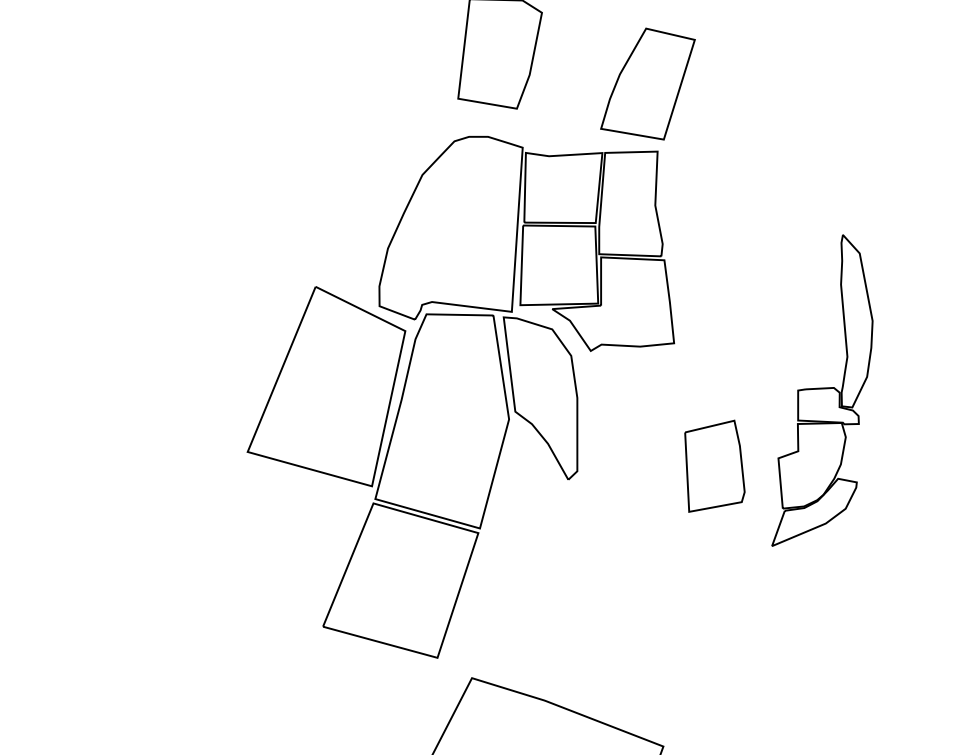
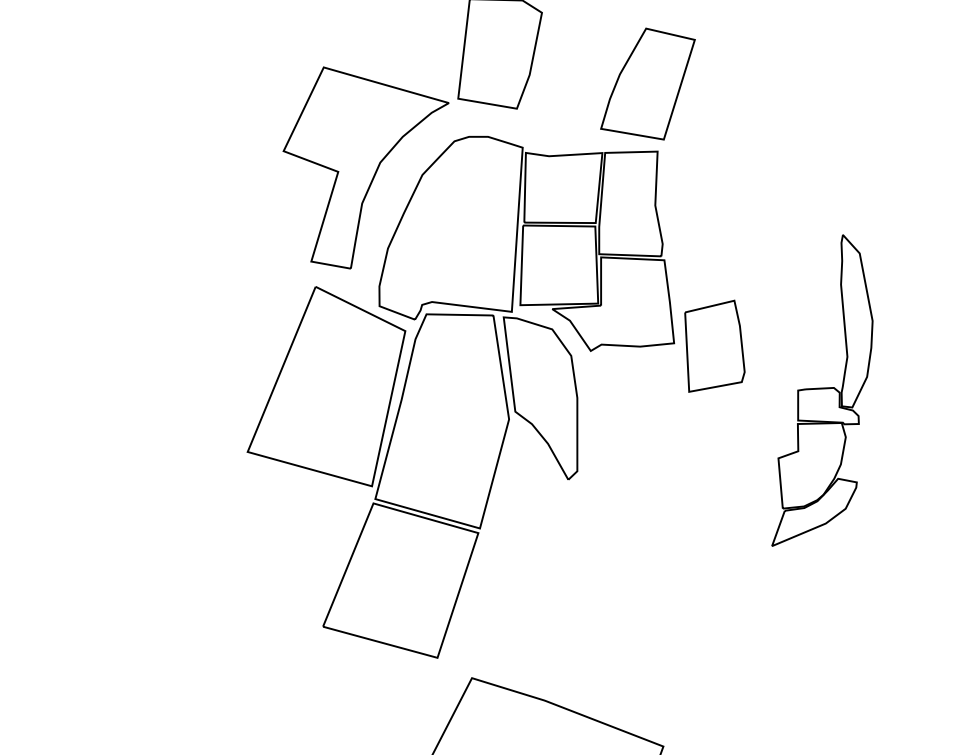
part: none -> present (365, 167)
part position: (714, 465) -> (714, 345) (714, 345)
